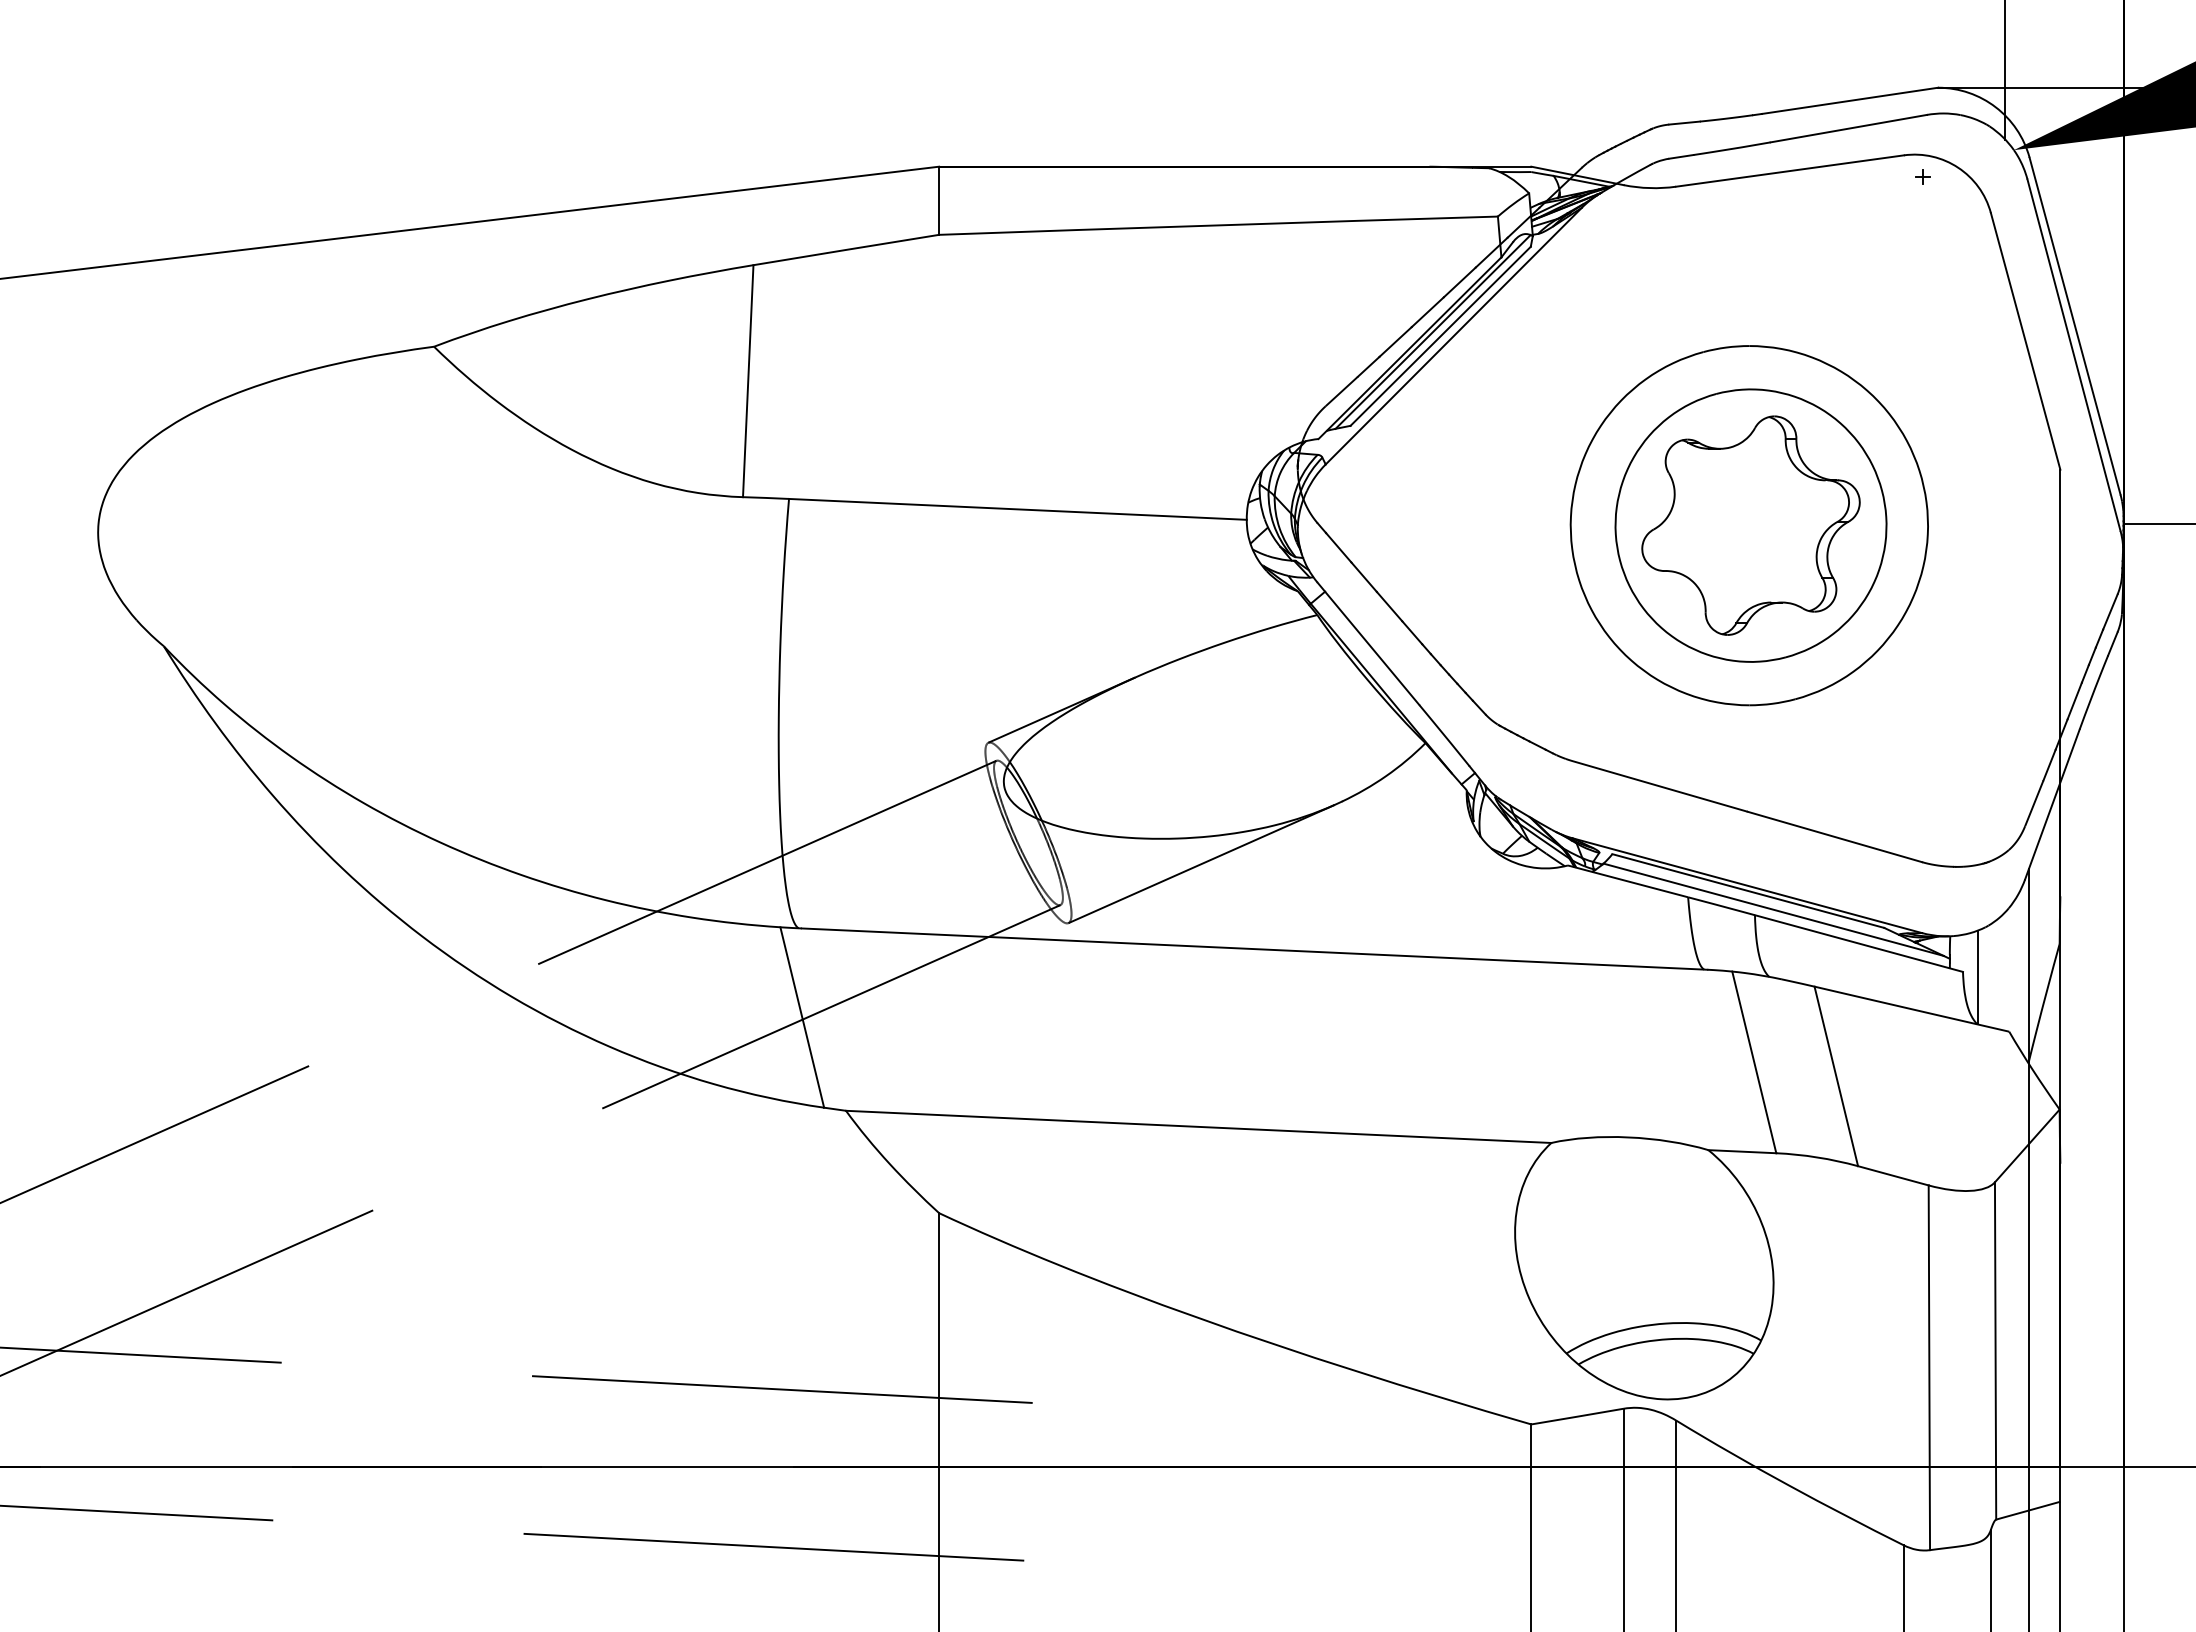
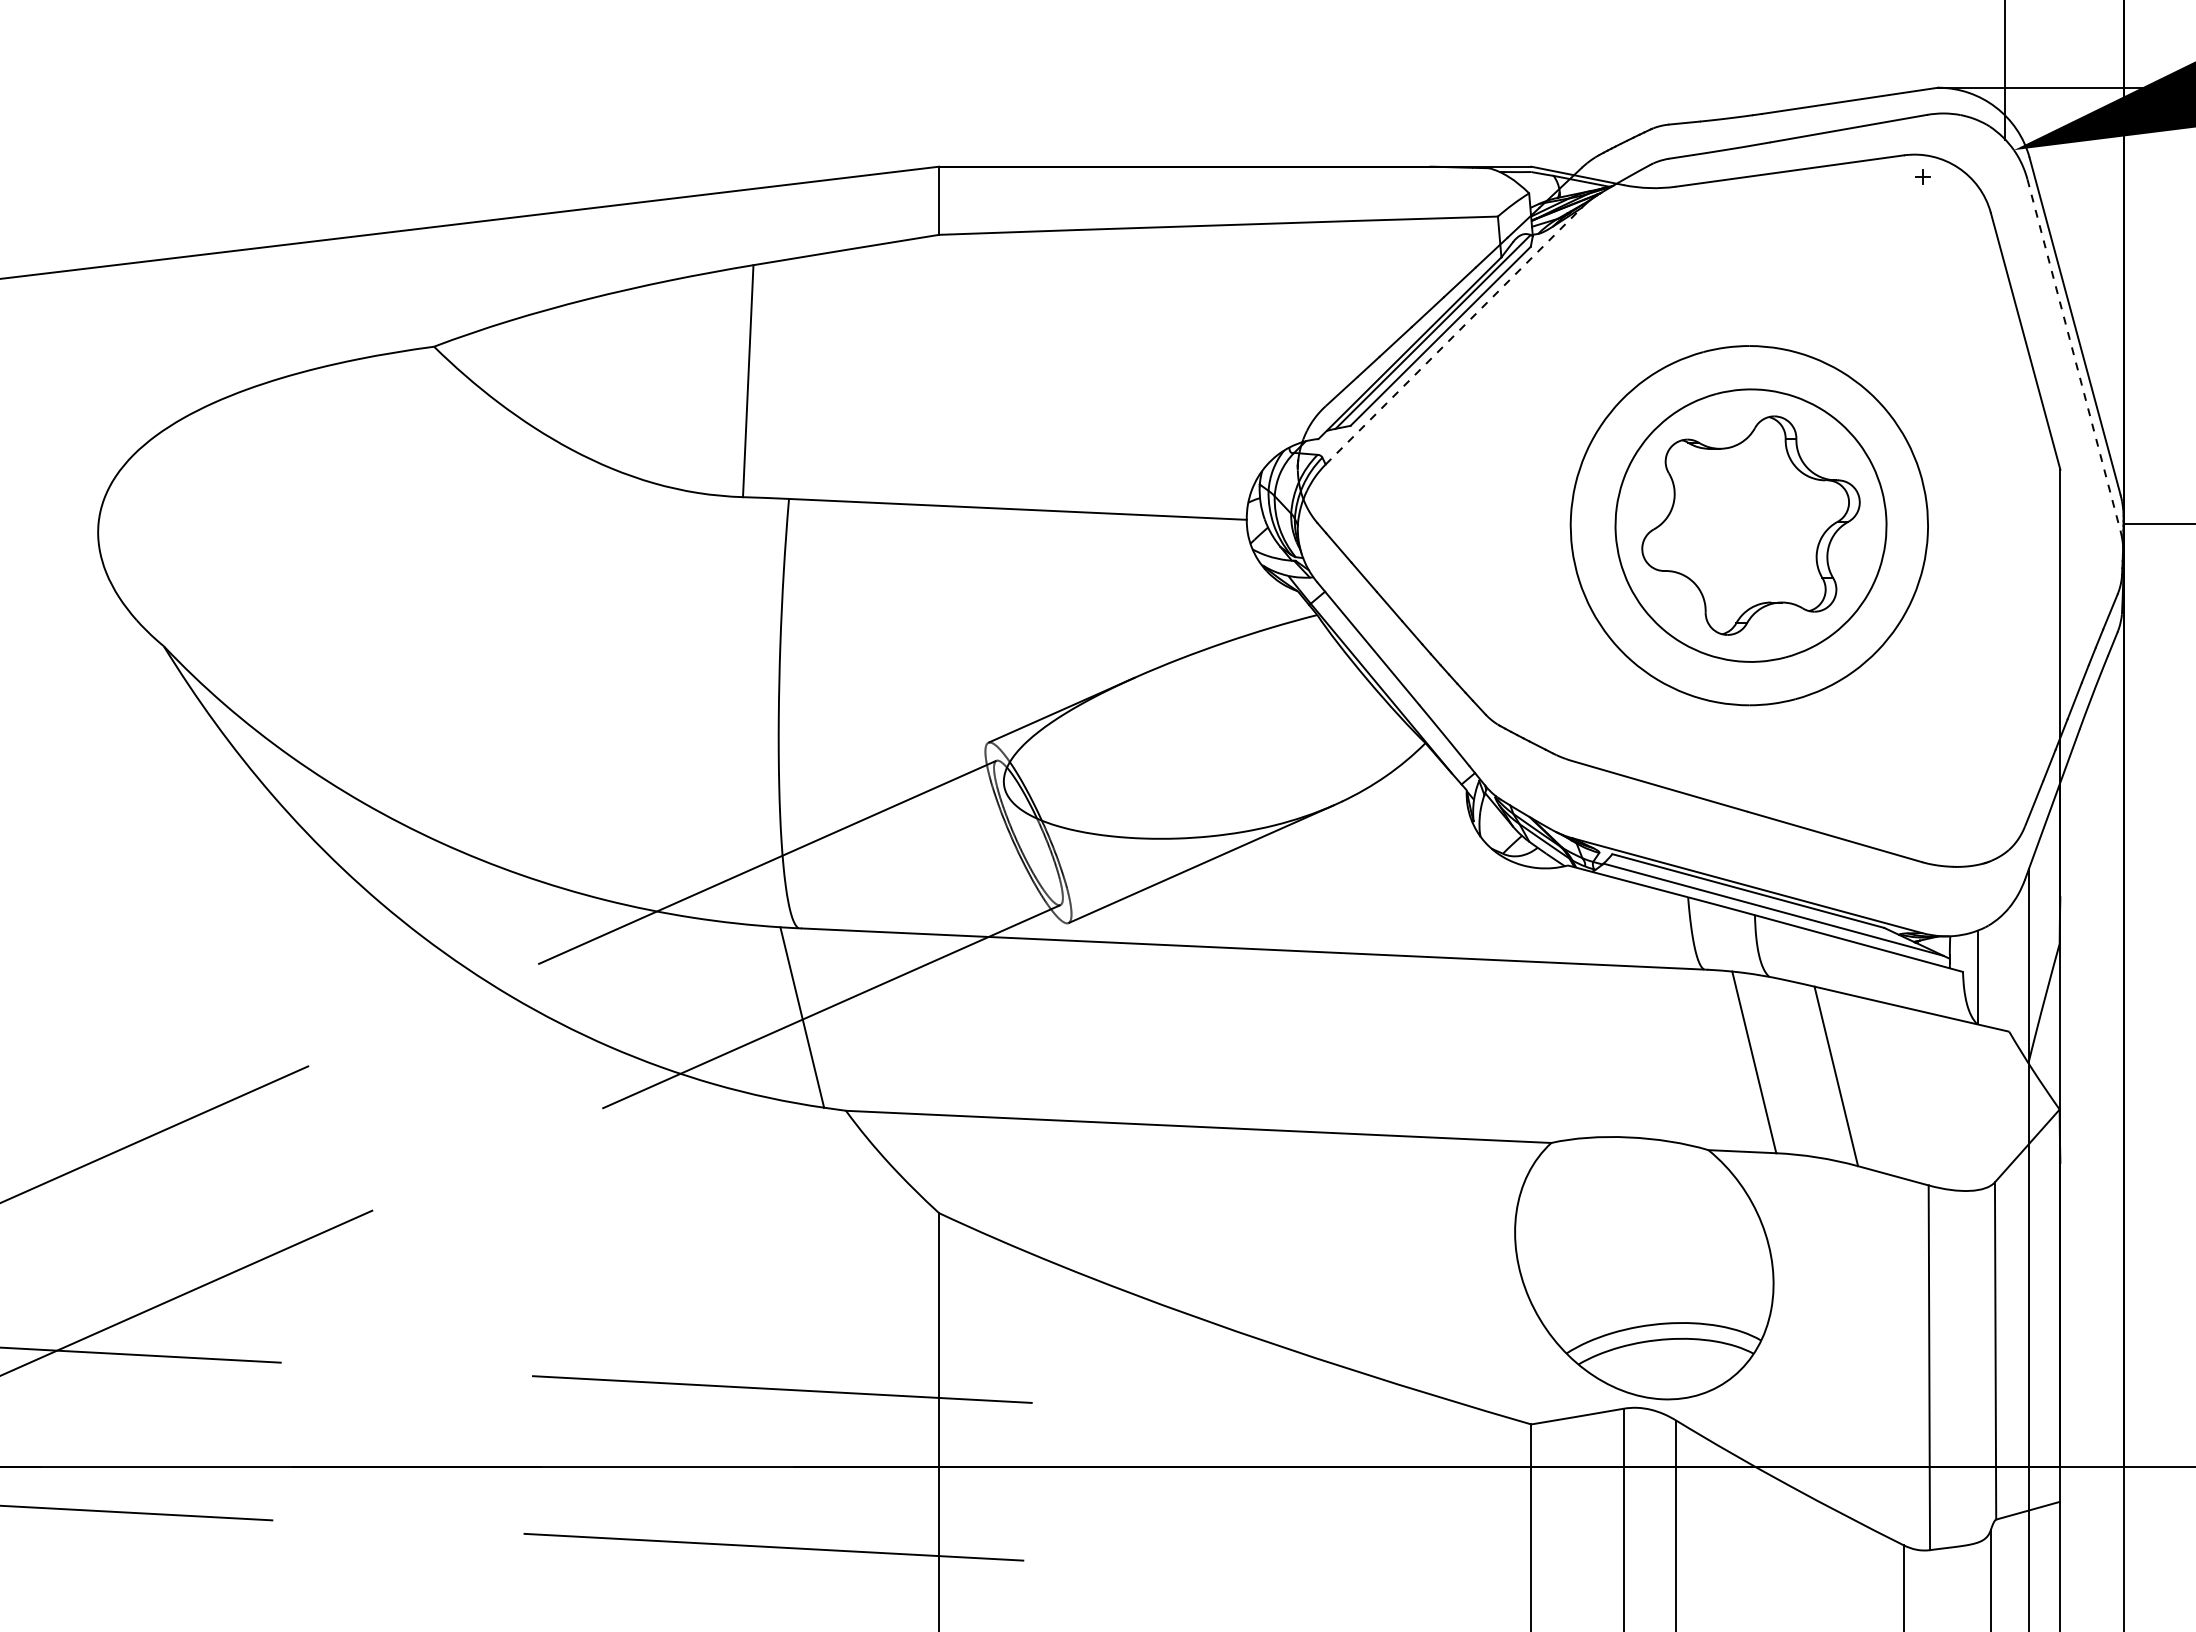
line: solid -> dashed (1454, 335)
line: solid -> dashed (2073, 355)
